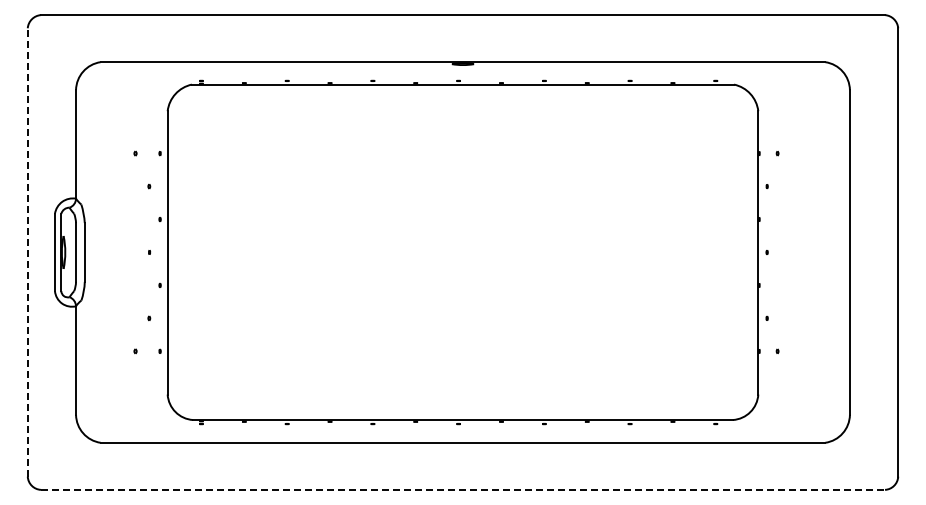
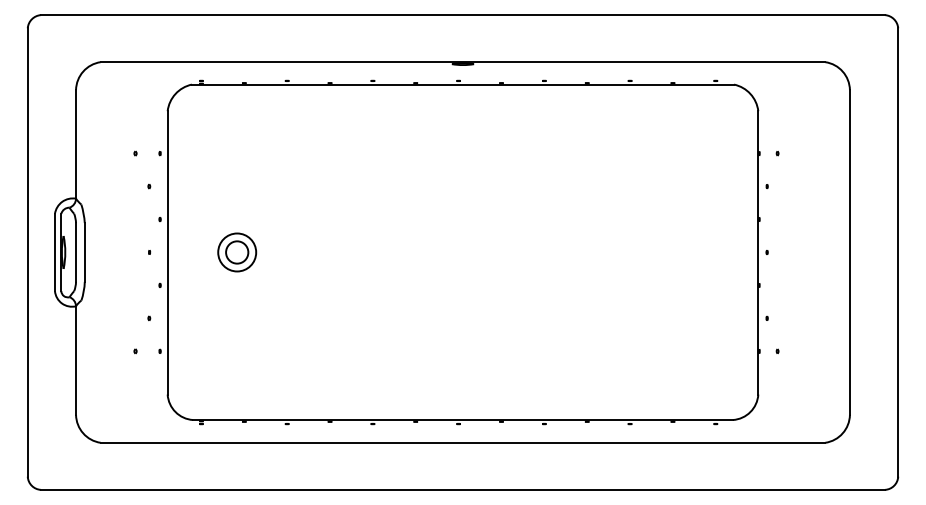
line: dashed -> solid (27, 251)
part: none -> present (237, 252)
line: dashed -> solid (463, 489)
